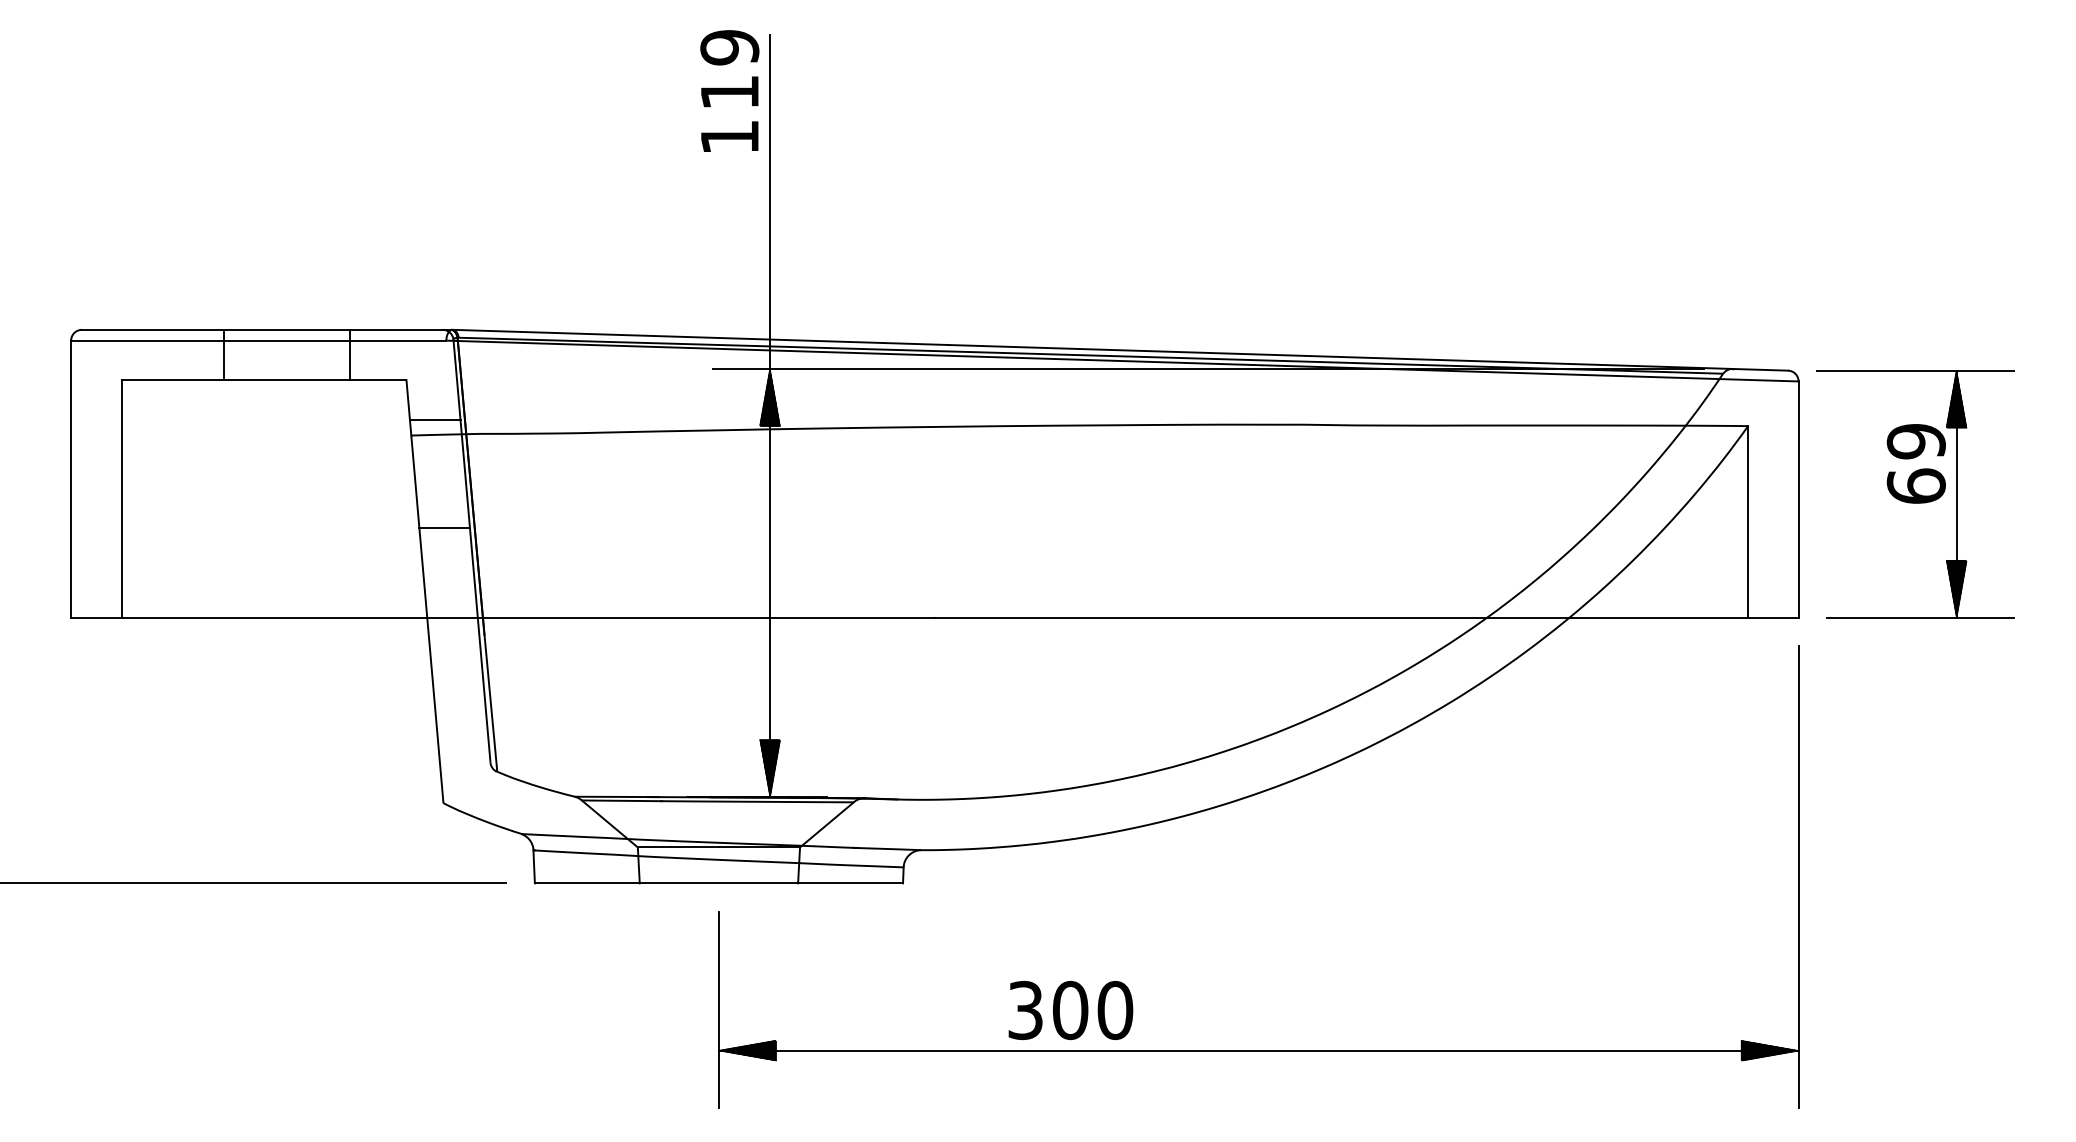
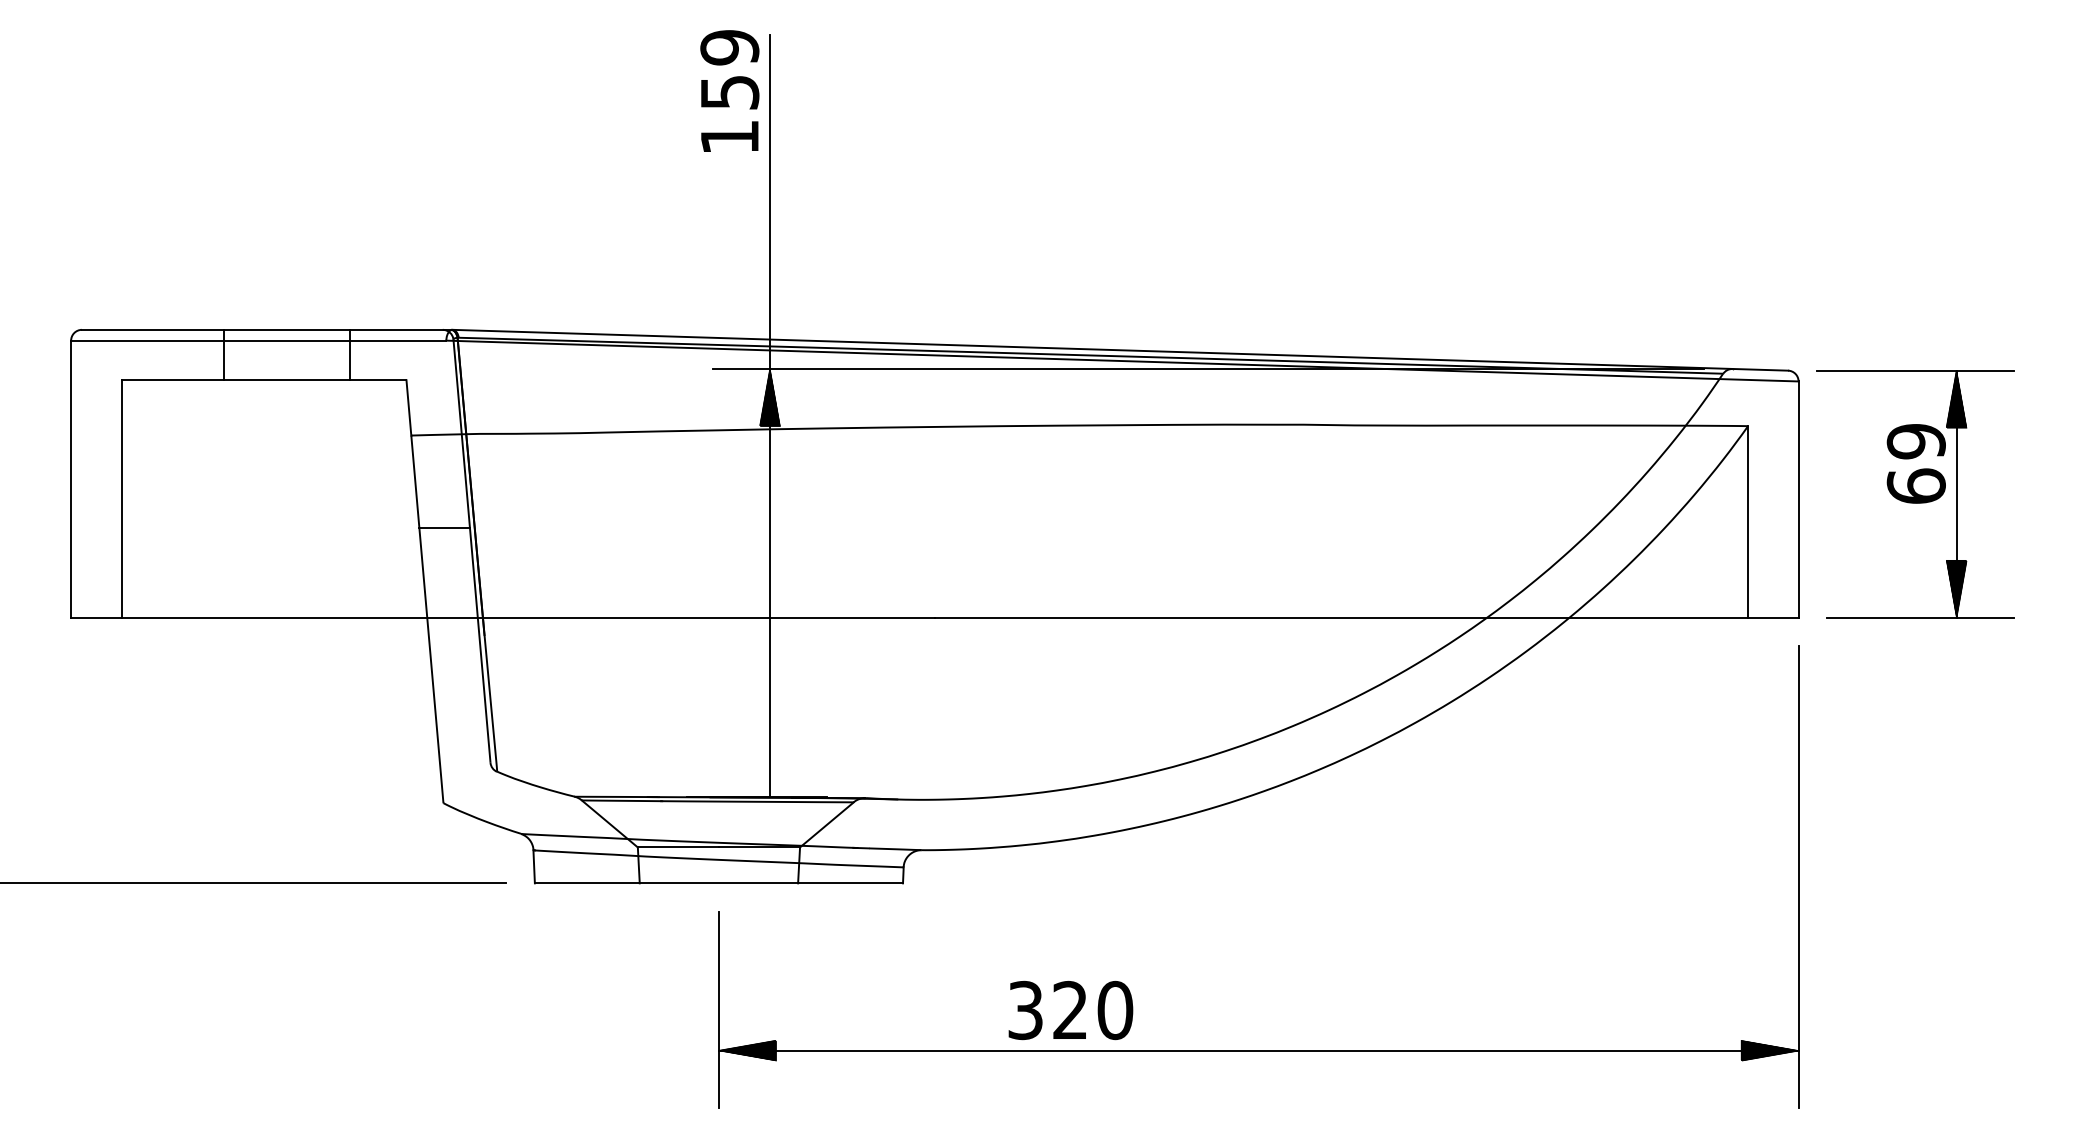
text: 119 -> 159 (730, 92)
line: present -> none (434, 419)
hatch: present -> none (770, 767)
text: 300 -> 320 (1070, 1010)
